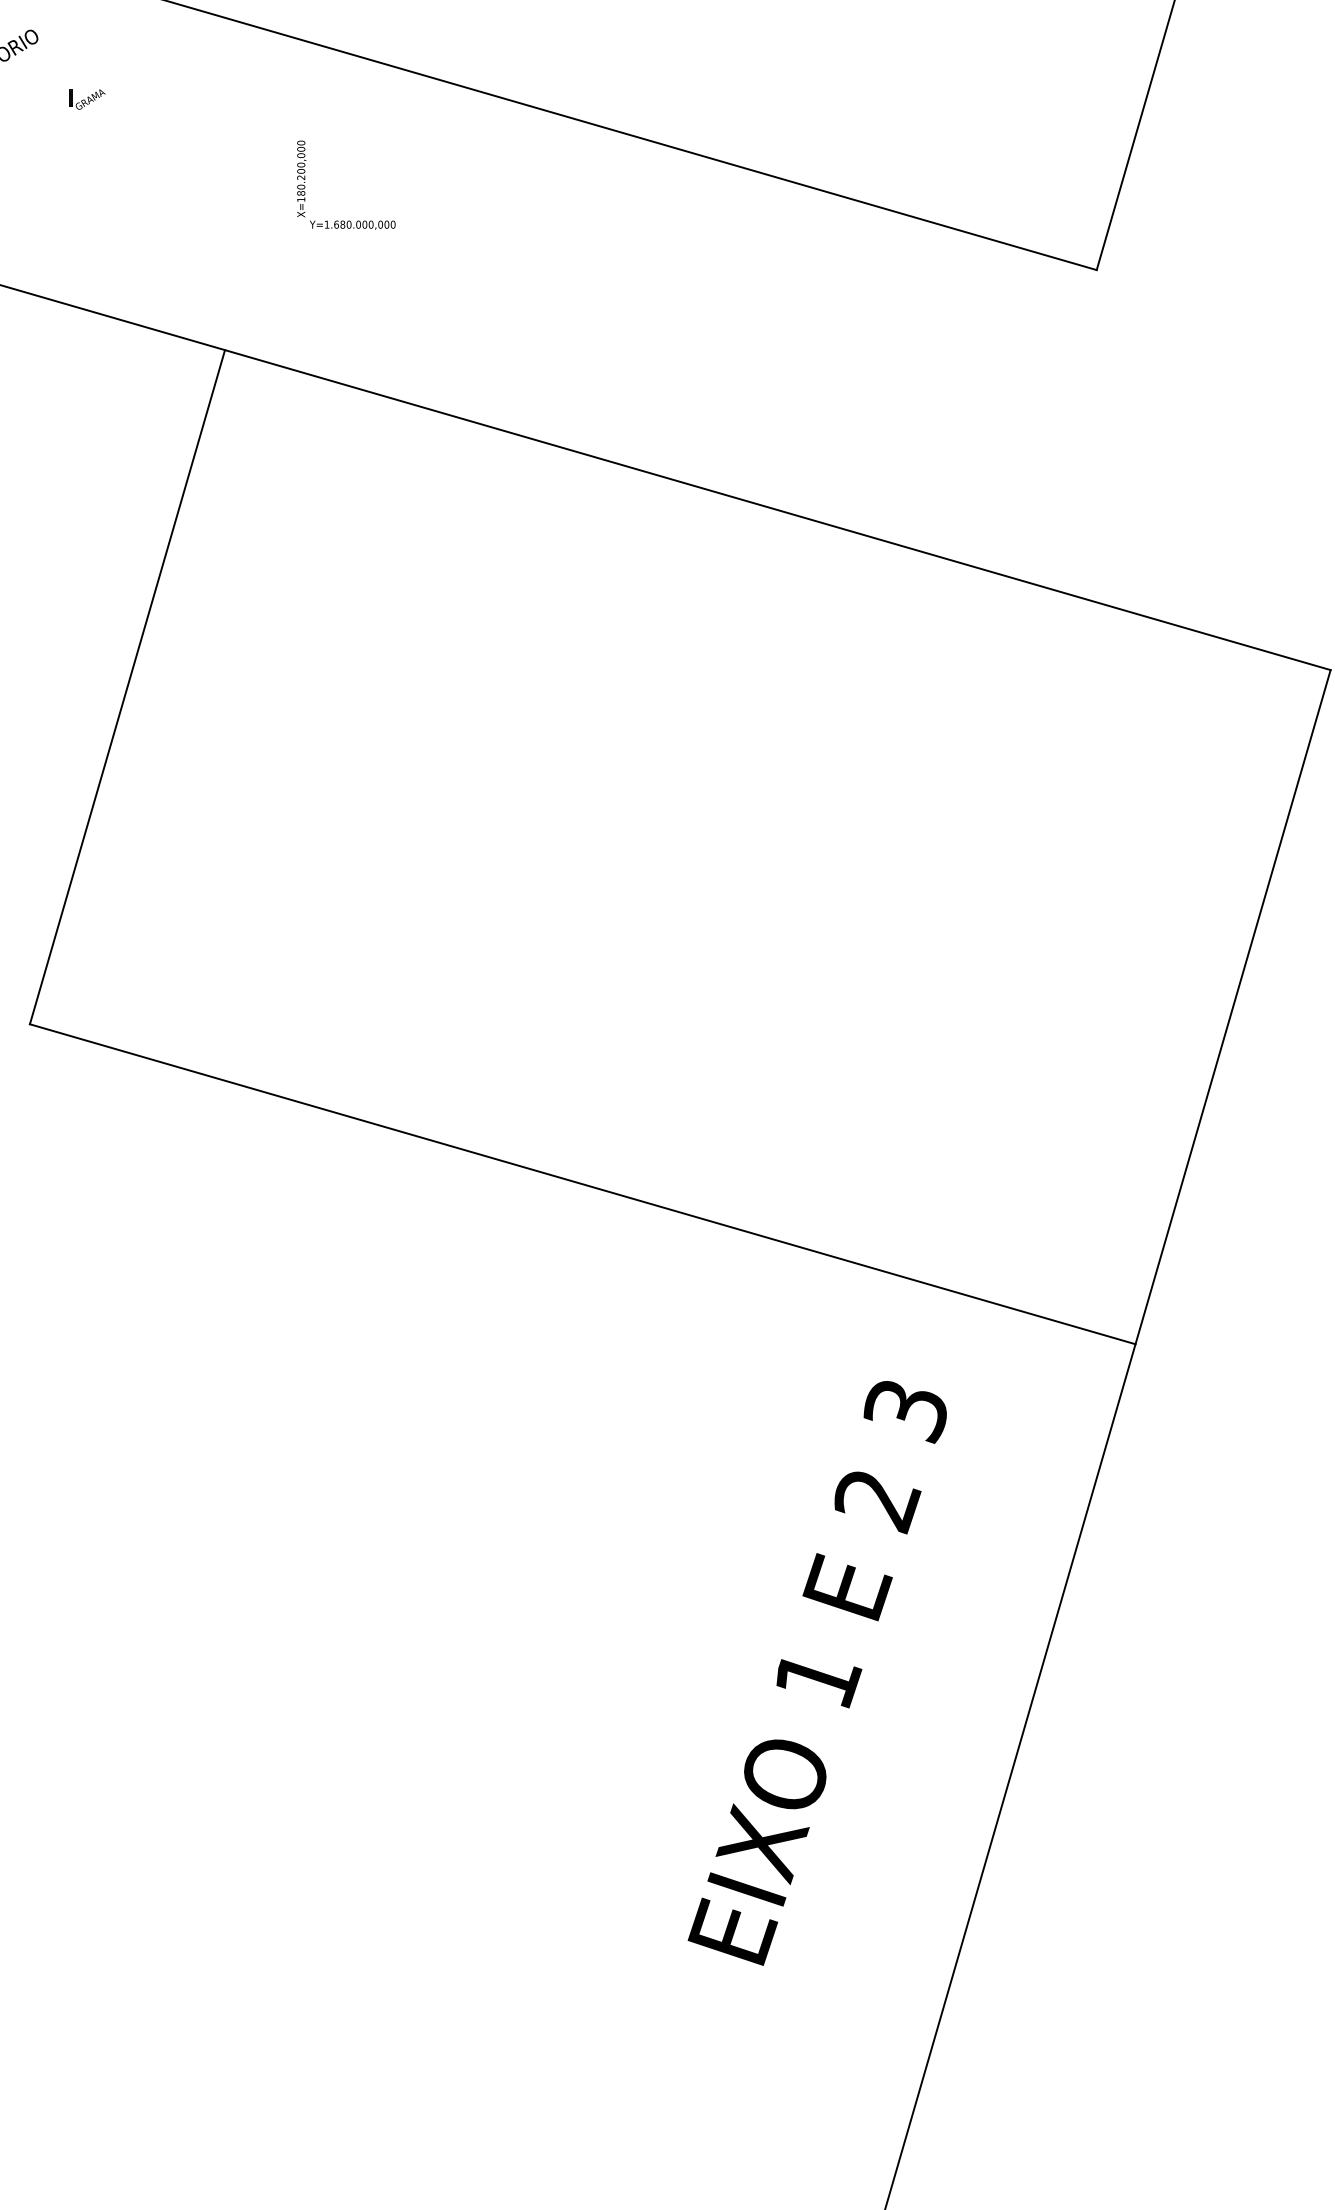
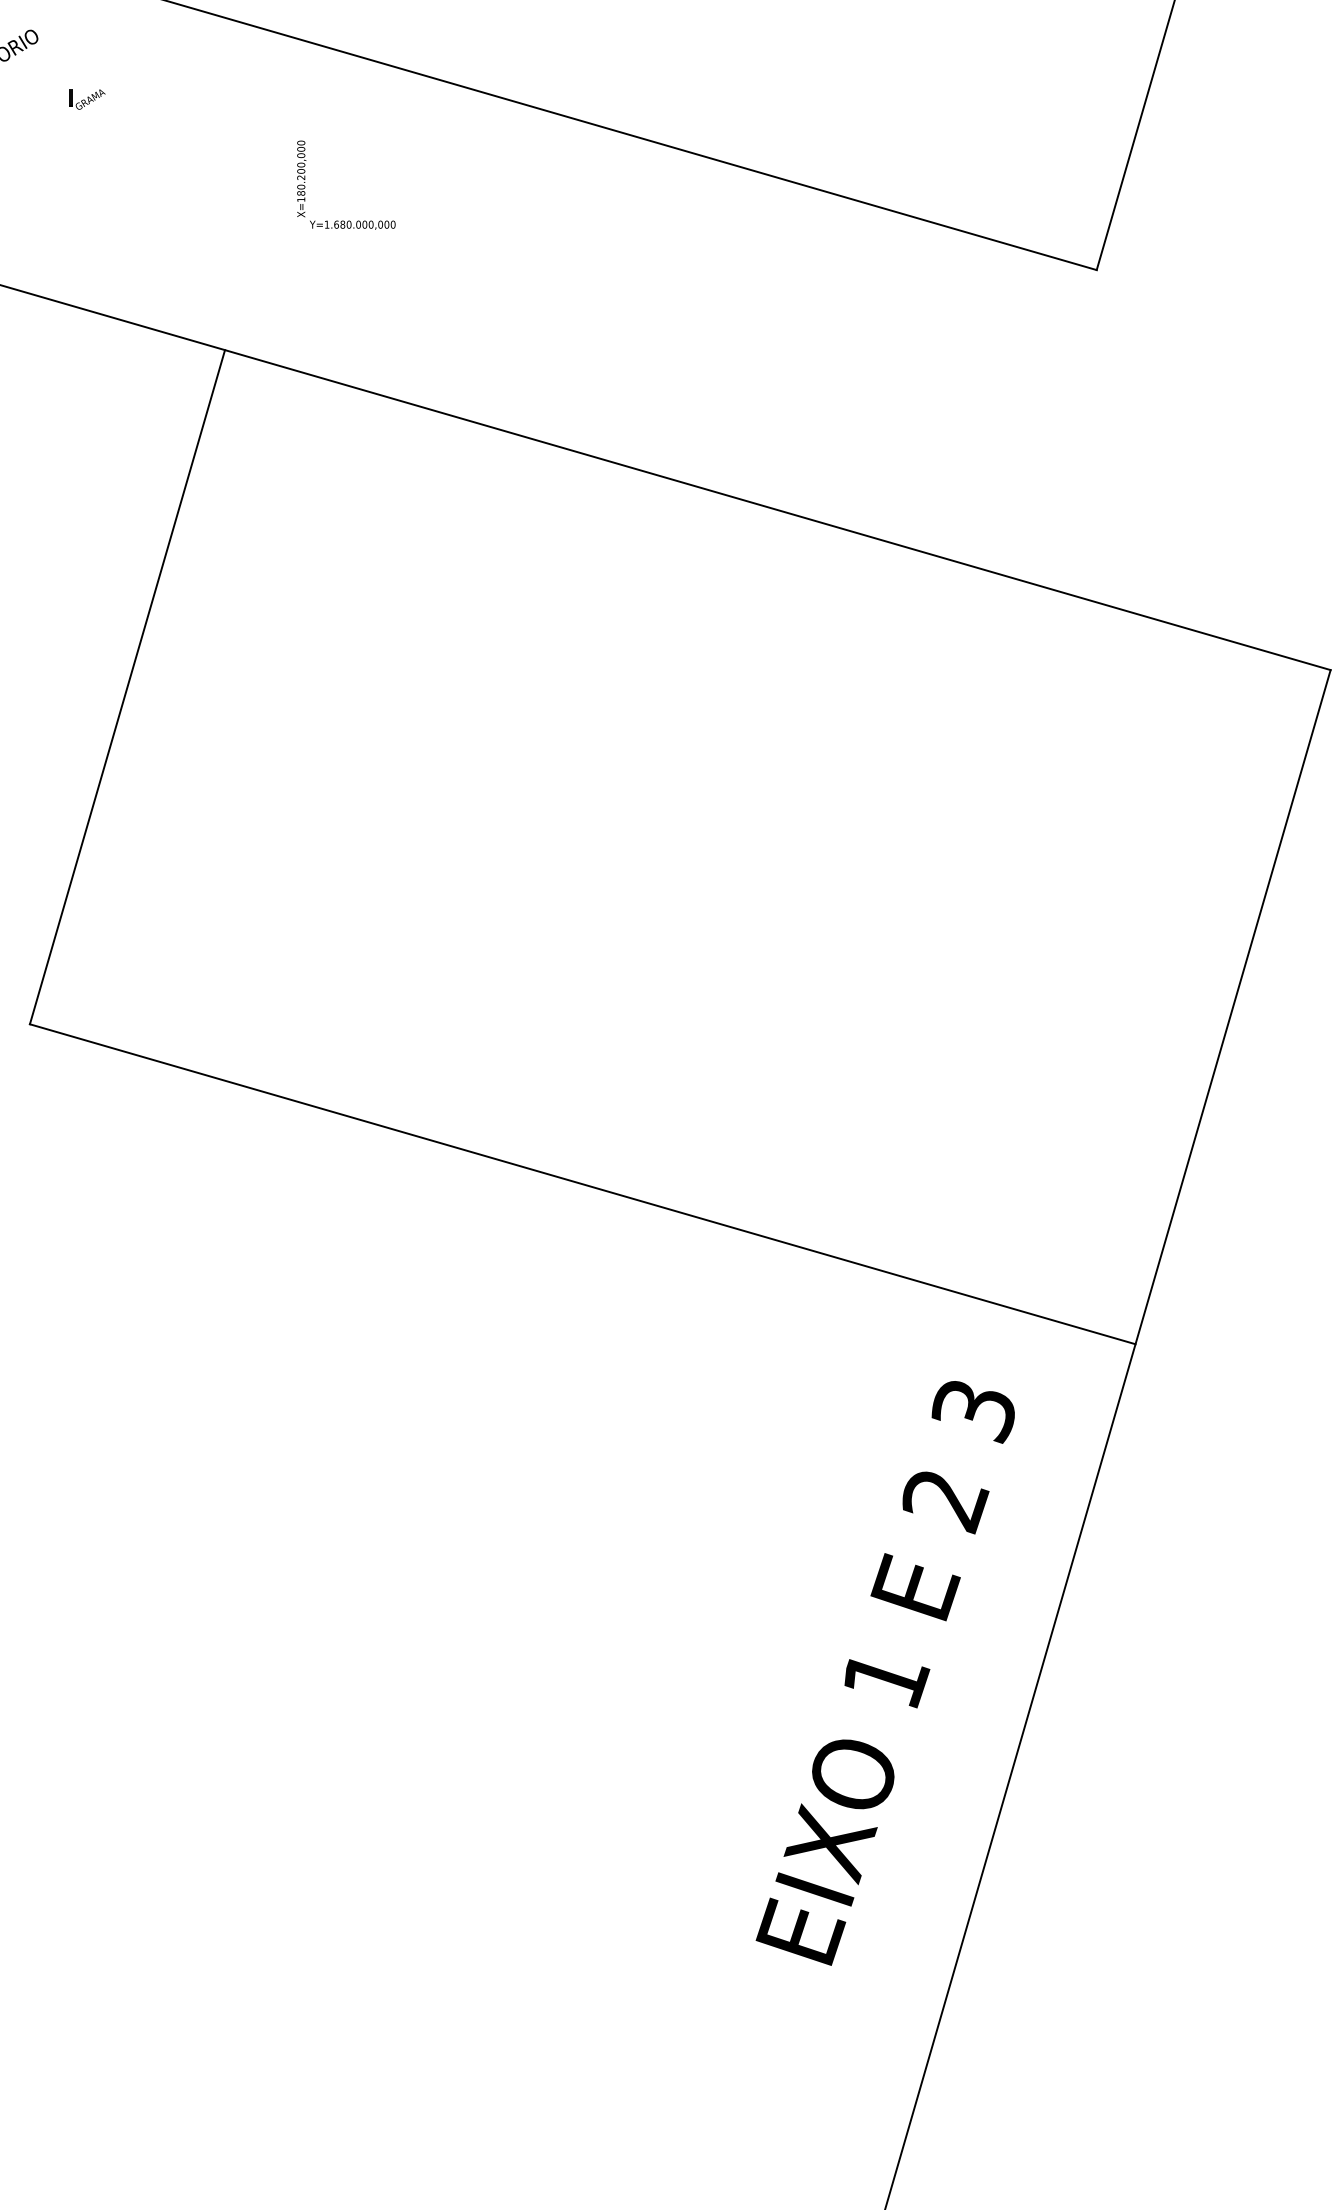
text position: (816, 1673) -> (884, 1673) (884, 1673)
